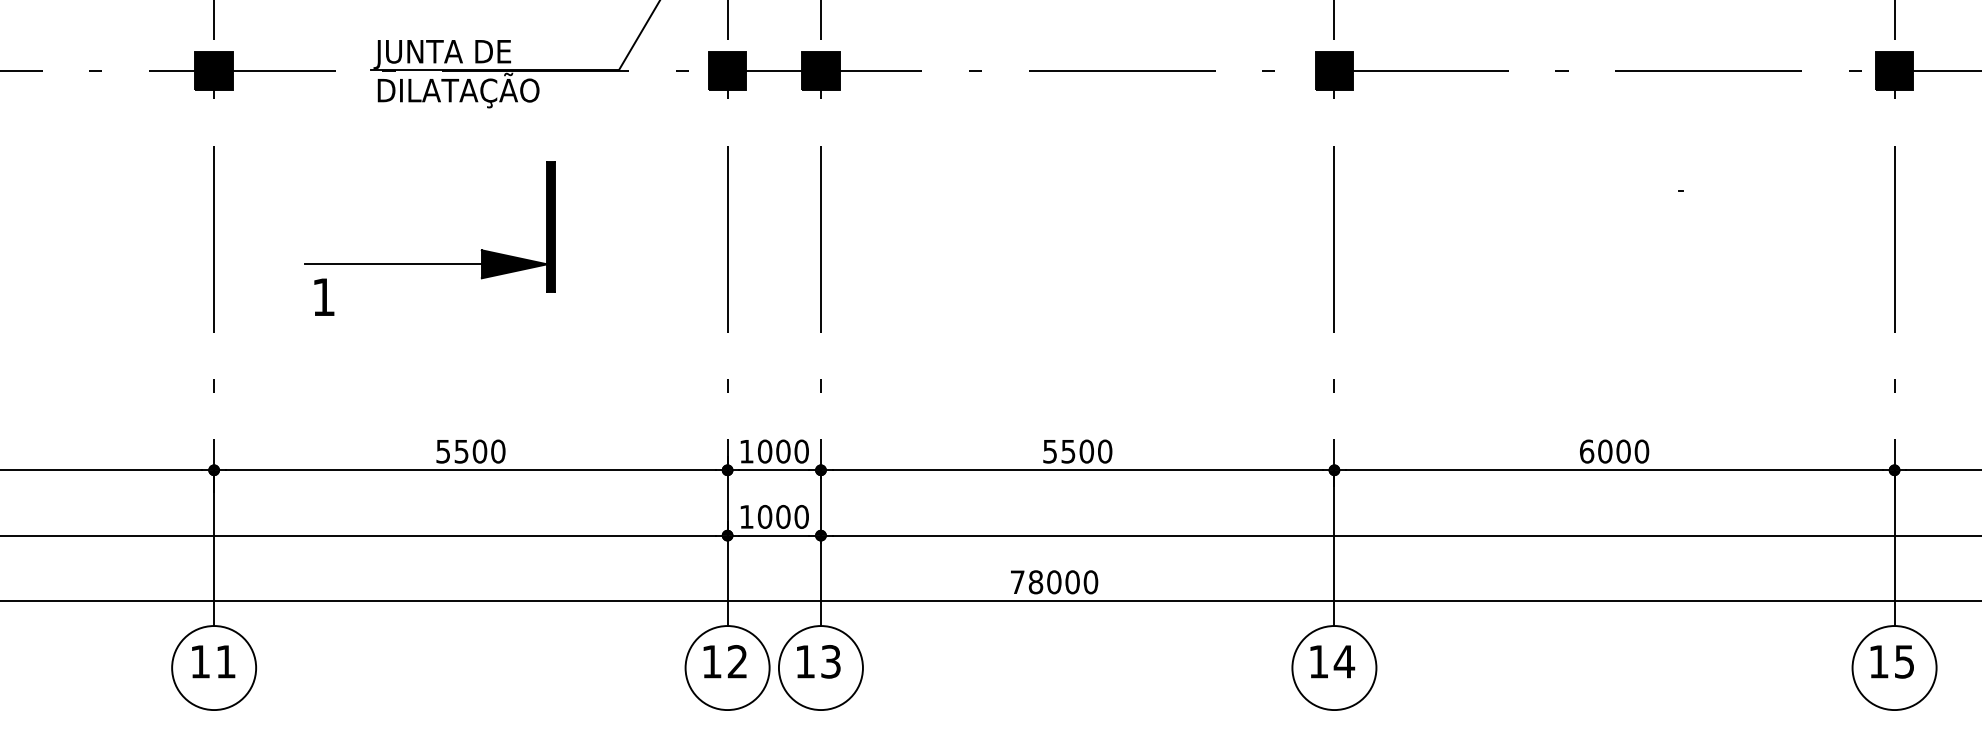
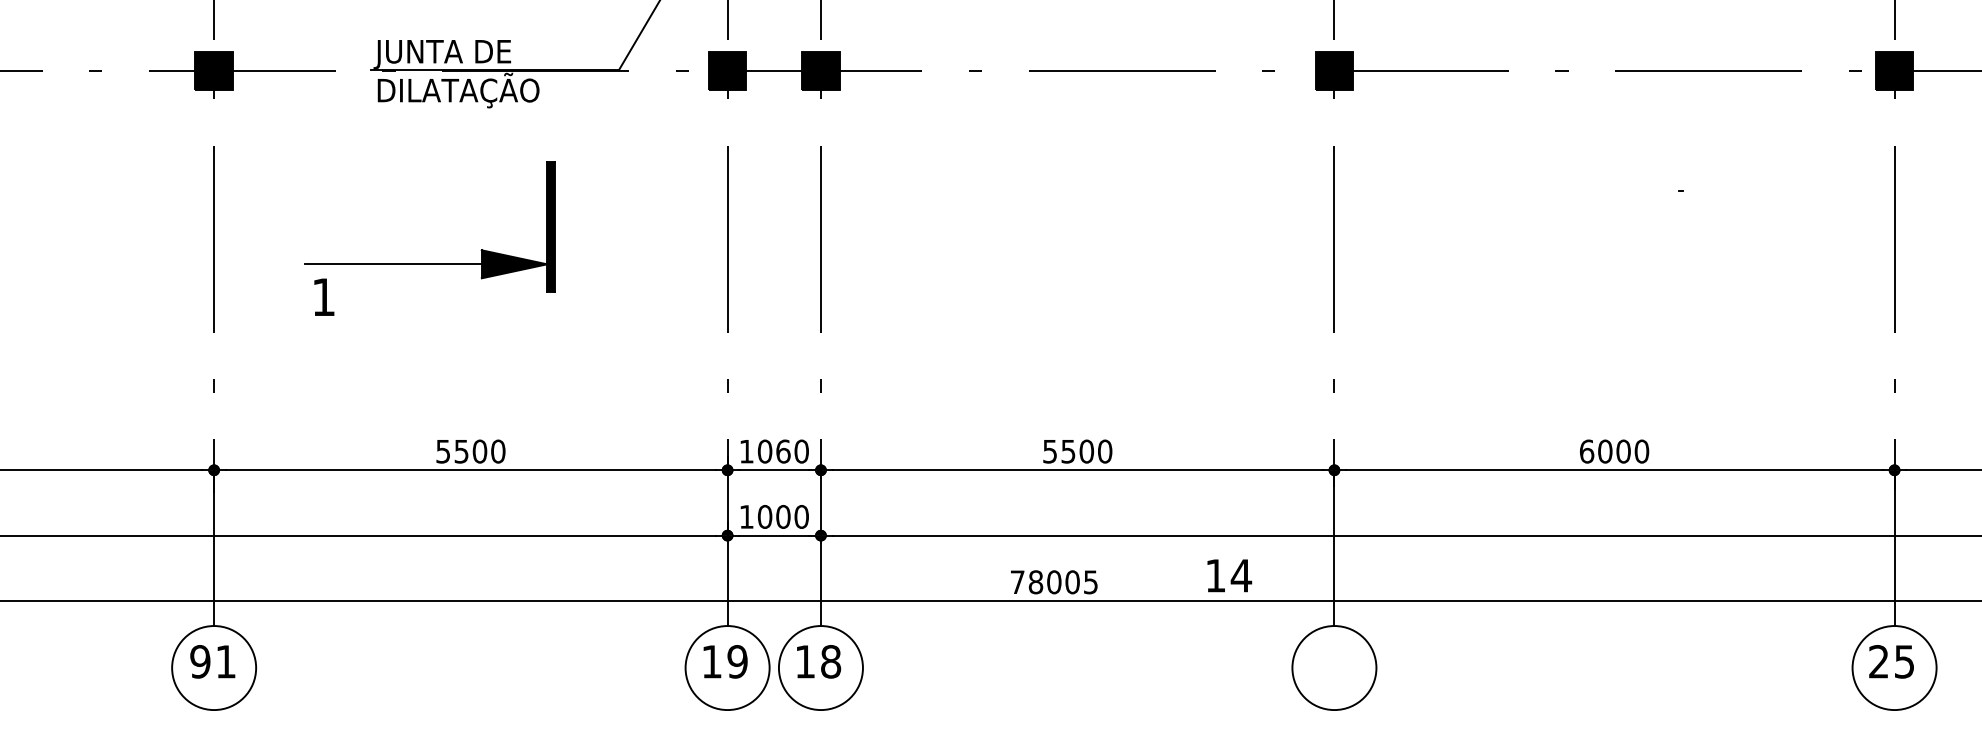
text: 1000 -> 1060 (783, 451)
text: 78000 -> 78005 (1090, 582)
text: 11 -> 91 (200, 661)
text: 12 -> 19 (737, 661)
text: 13 -> 18 (831, 661)
text position: (1332, 661) -> (1229, 575) (1229, 575)
text: 15 -> 25 (1878, 661)
